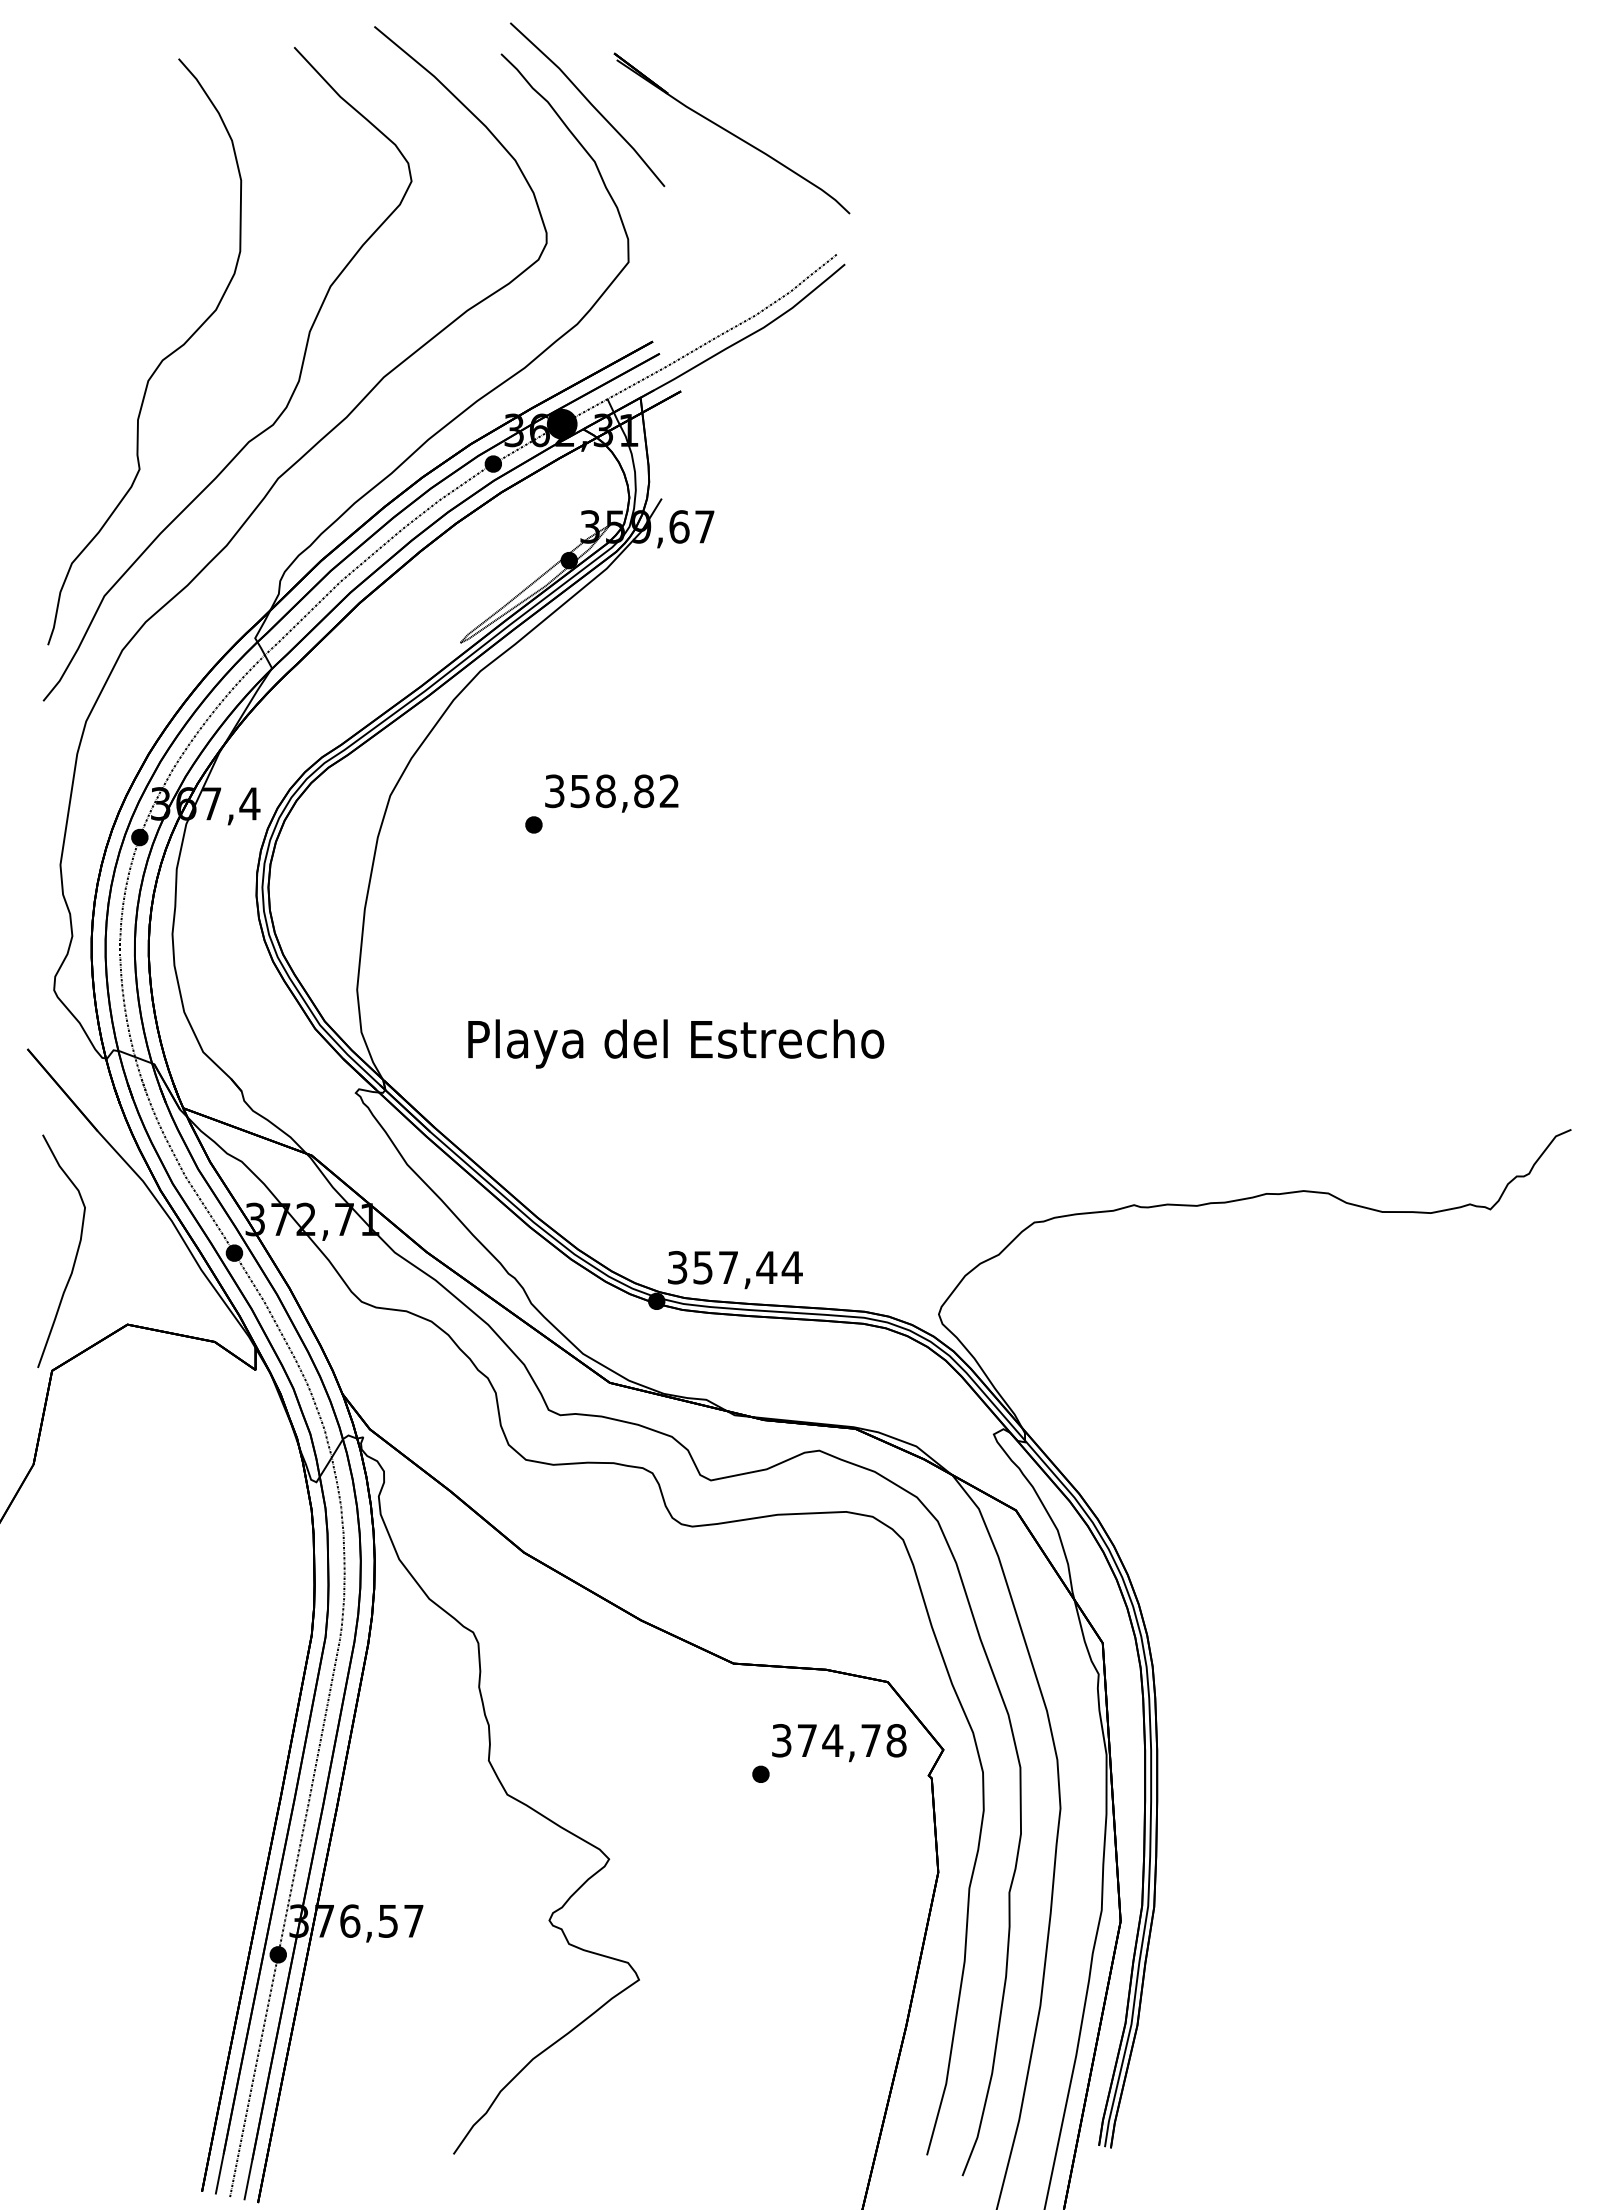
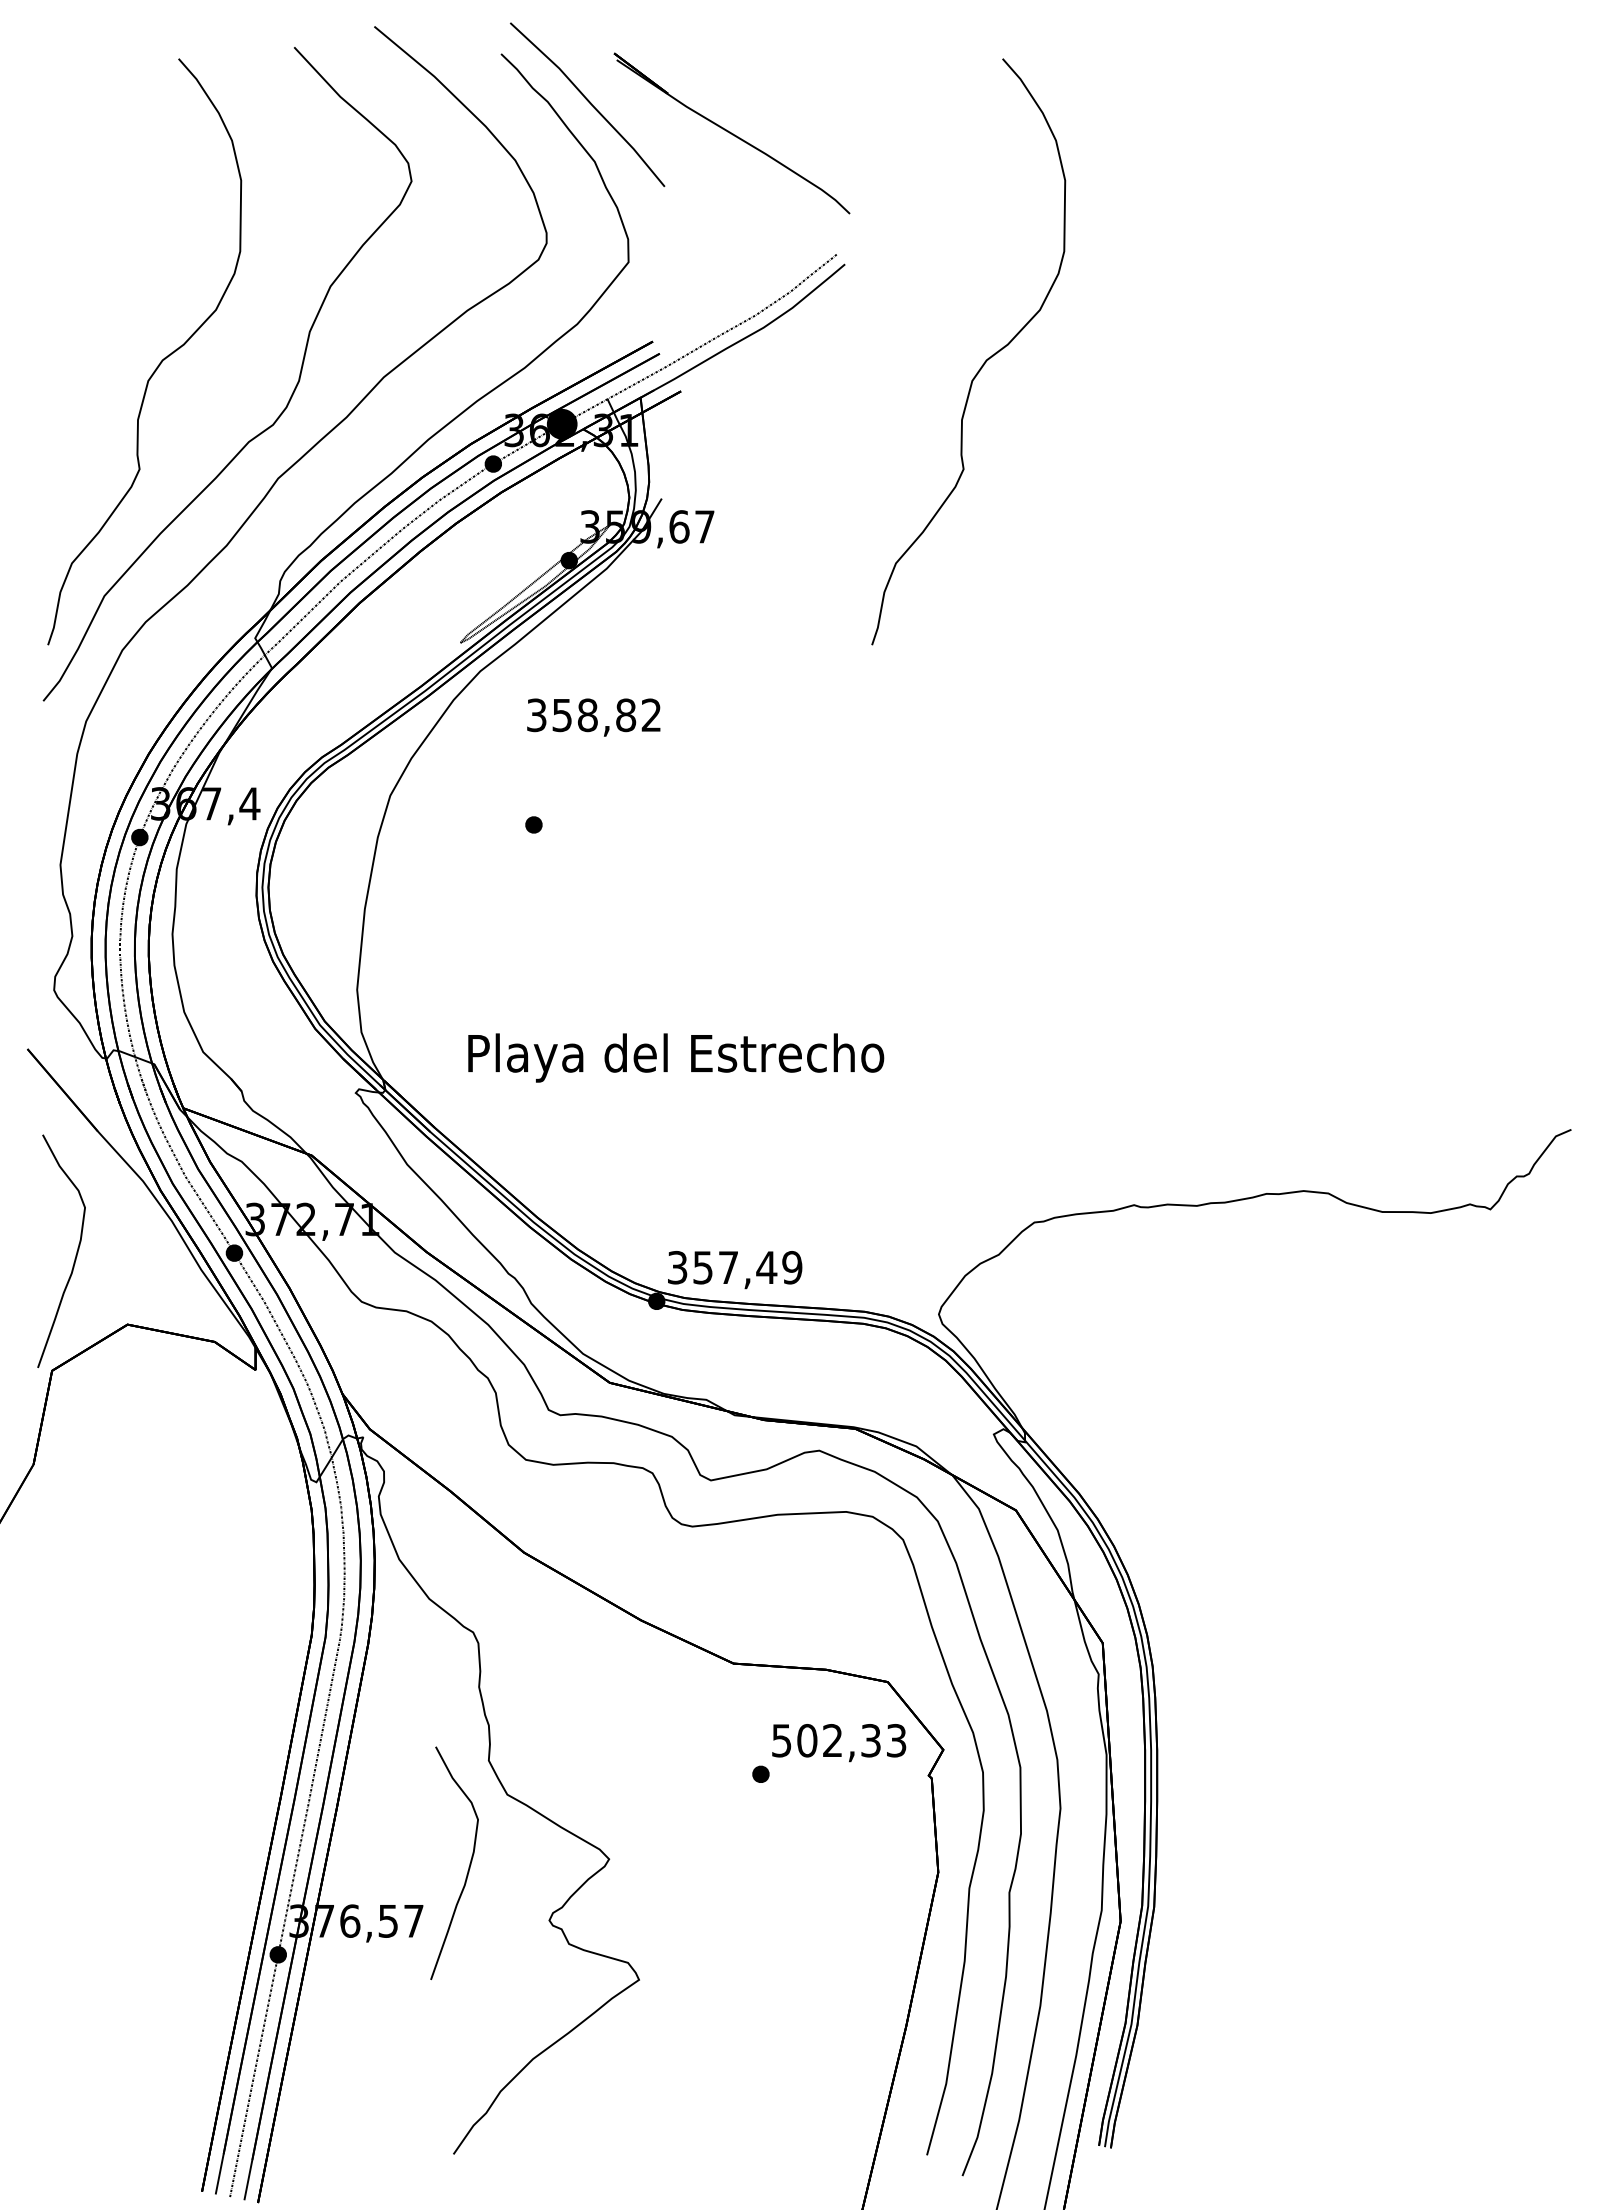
curve: none -> present (984, 361)
text position: (611, 793) -> (593, 717) (593, 717)
text position: (676, 1043) -> (676, 1057) (676, 1057)
text: 357,44 -> 357,49 (791, 1267)
text: 374,78 -> 502,33 (839, 1740)
curve: none -> present (468, 1867)
